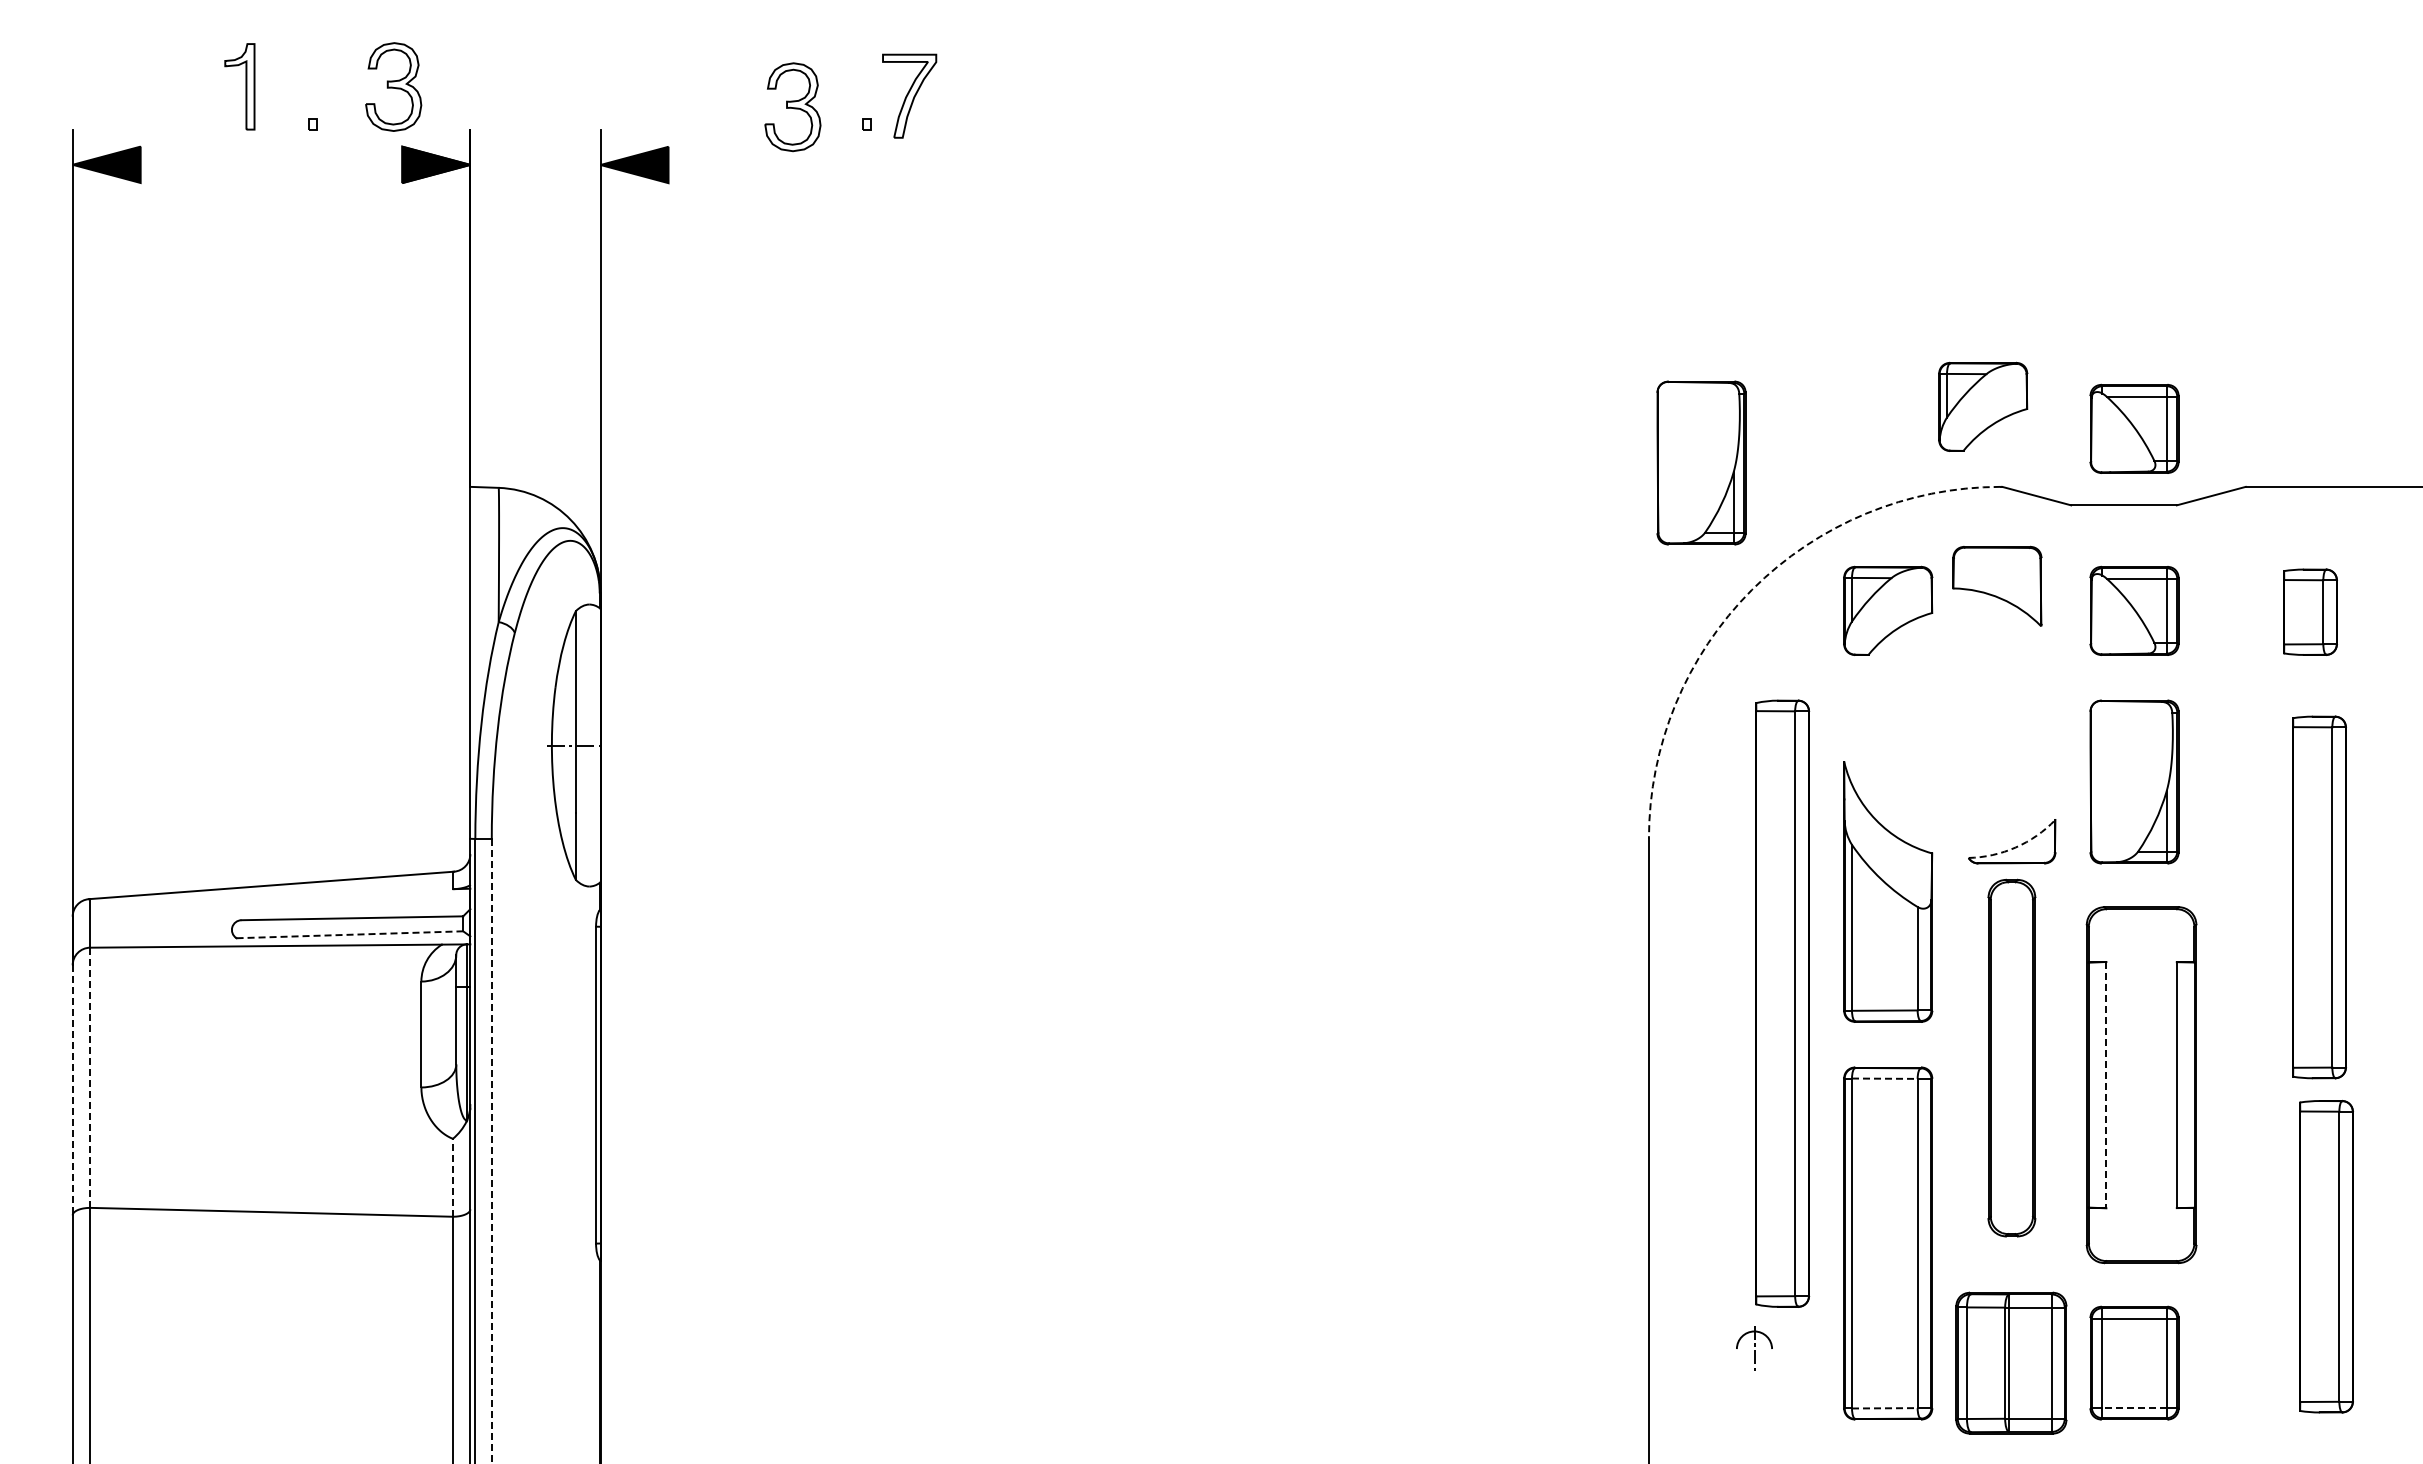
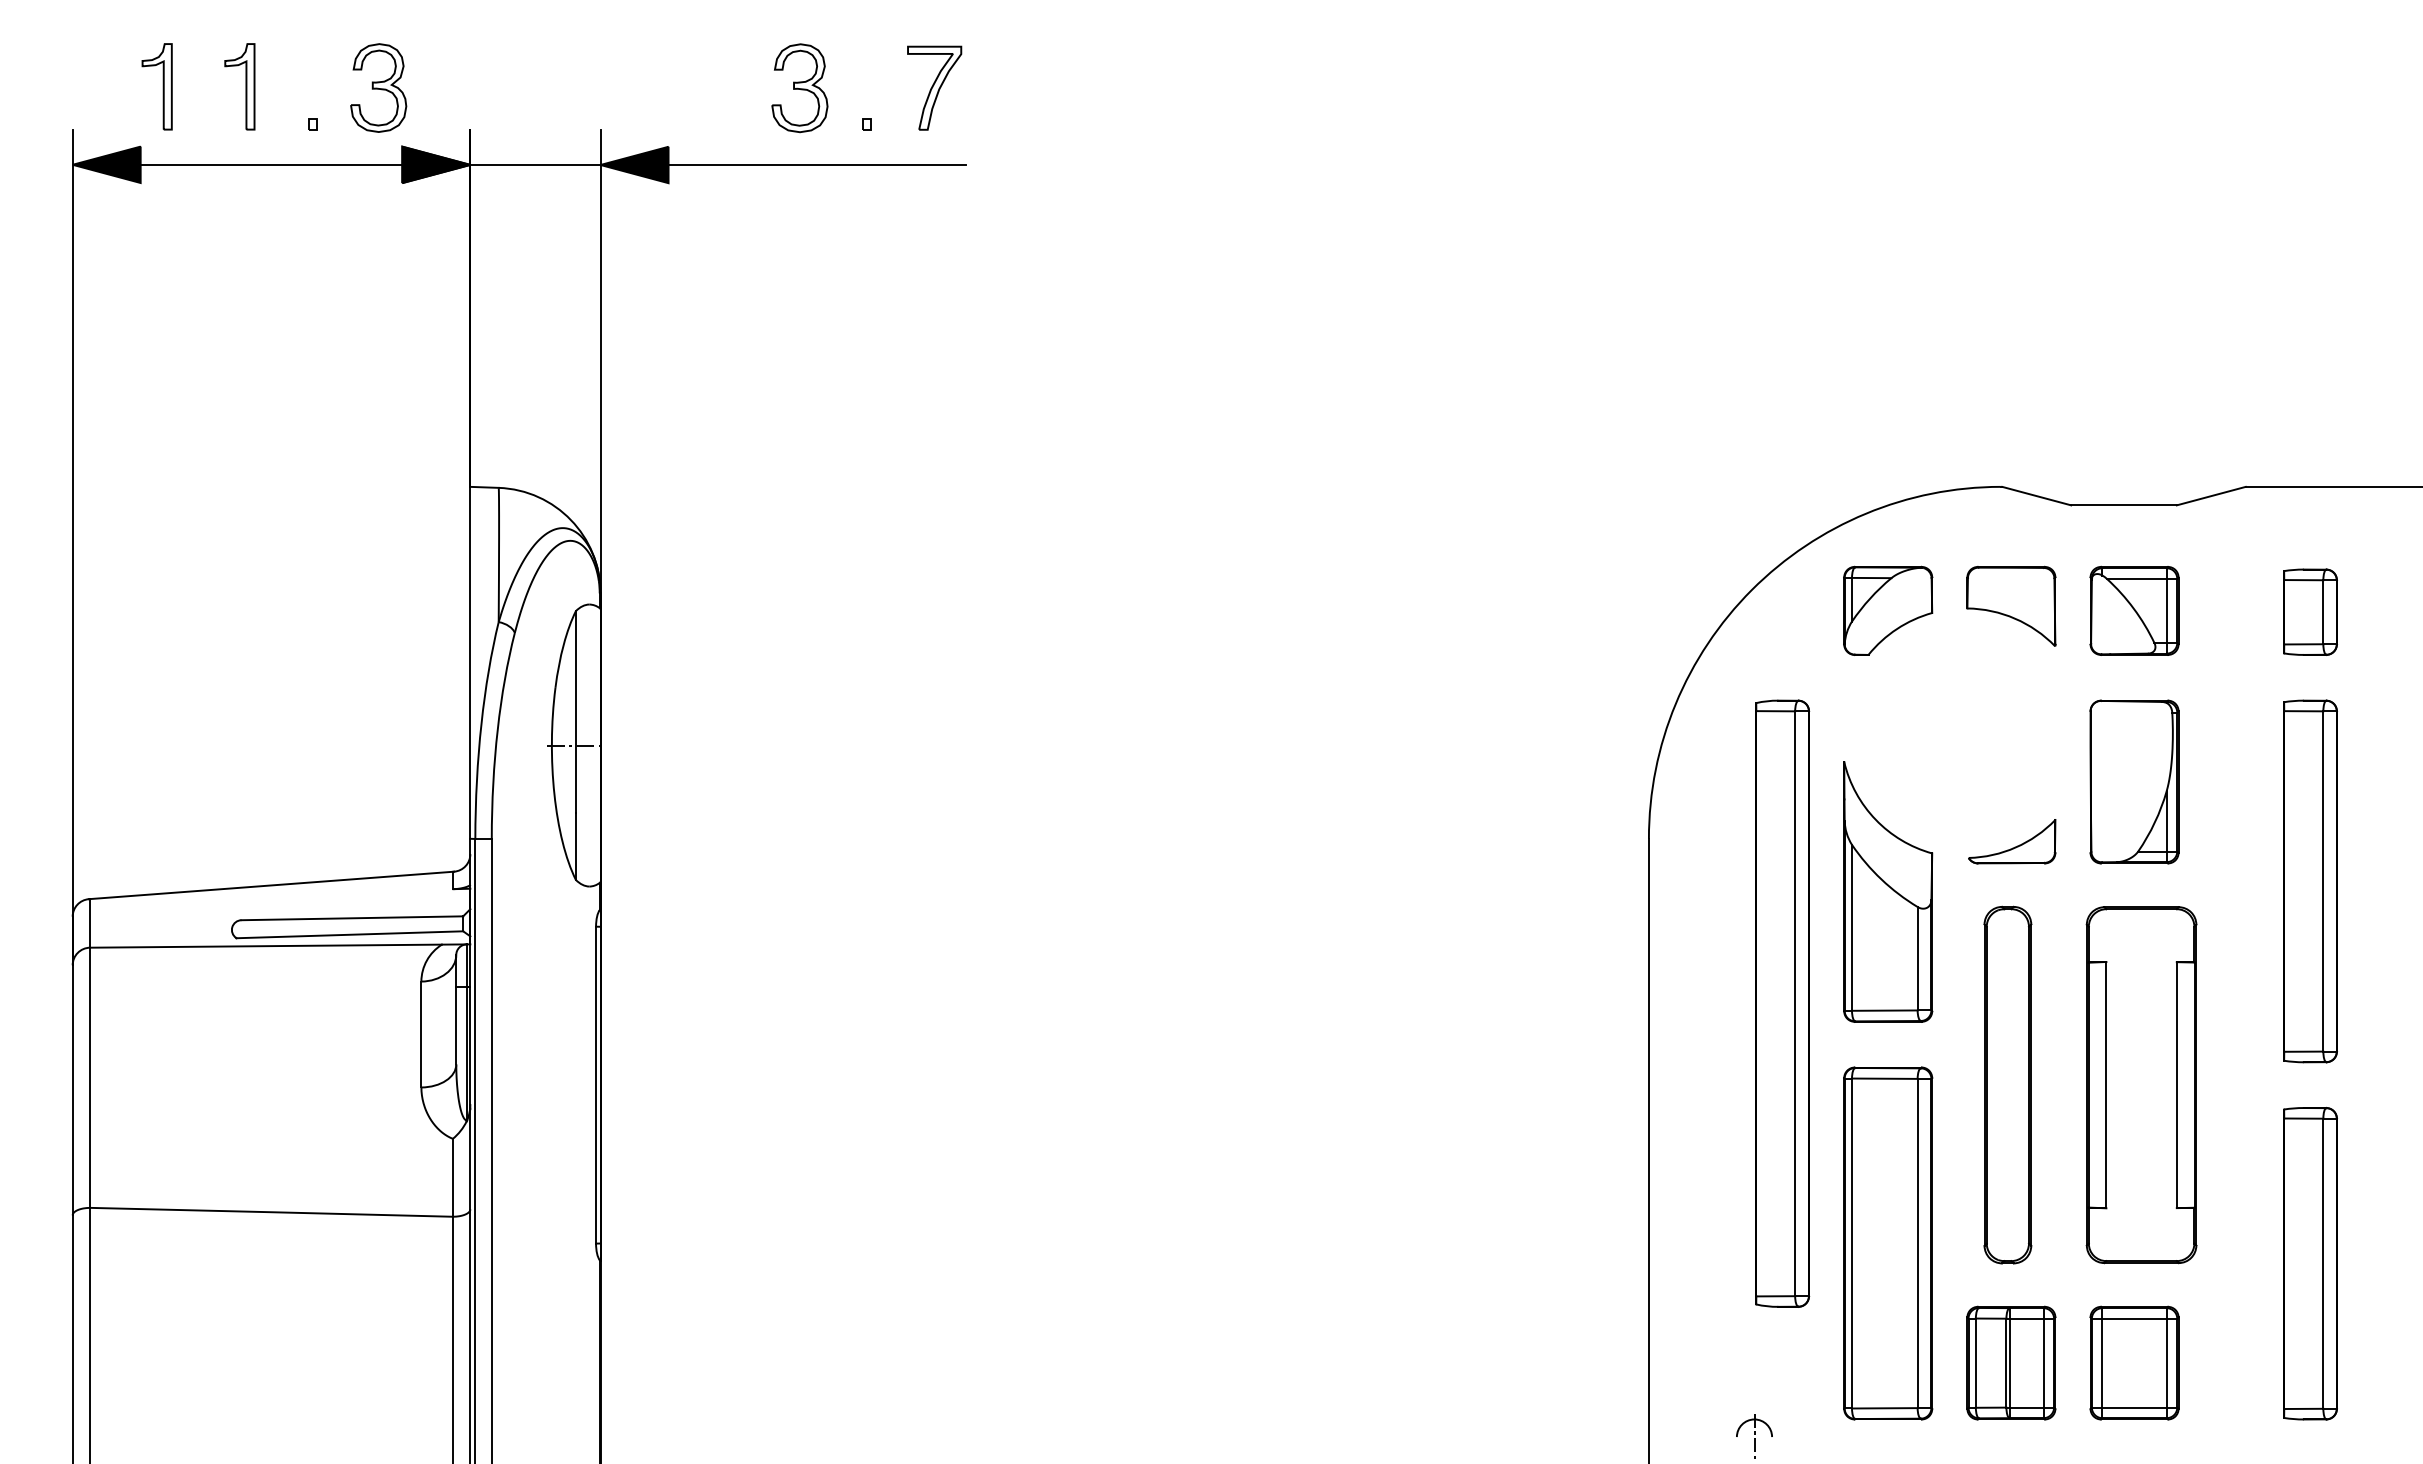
part: none -> present (156, 86)
part position: (393, 86) -> (378, 87) (378, 87)
part position: (909, 95) -> (934, 87) (934, 87)
part position: (792, 107) -> (799, 88) (799, 88)
line: none -> present (271, 164)
line: none -> present (535, 165)
line: none -> present (816, 165)
part: present -> none (1983, 406)
part: present -> none (2134, 428)
part: present -> none (1701, 462)
part position: (1997, 585) -> (2011, 605) (2011, 605)
arc: dashed -> solid (1751, 589)
arc: dashed -> solid (2015, 847)
part position: (2319, 897) -> (2310, 881) (2310, 881)
line: dashed -> solid (350, 934)
part position: (2011, 1057) -> (2007, 1084) (2007, 1084)
line: dashed -> solid (90, 1078)
line: dashed -> solid (1884, 1078)
line: dashed -> solid (2106, 1085)
line: dashed -> solid (72, 1090)
line: dashed -> solid (491, 1151)
line: dashed -> solid (452, 1177)
part position: (2326, 1256) -> (2310, 1263) (2310, 1263)
part position: (1754, 1348) -> (1754, 1436) (1754, 1436)
part size: 113x144 px -> 91x116 px (2011, 1362)
line: dashed -> solid (2134, 1407)
line: dashed -> solid (1884, 1408)
